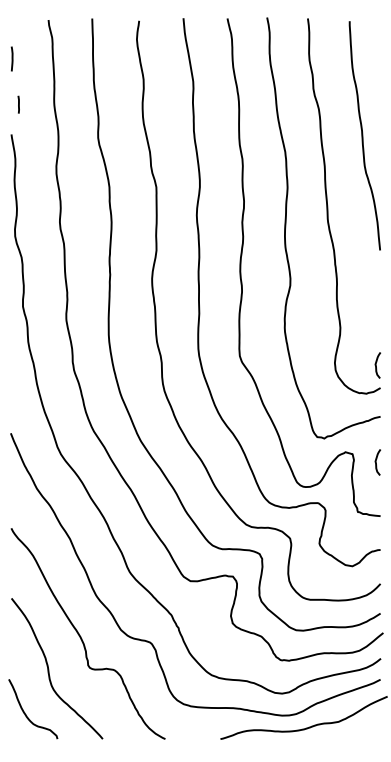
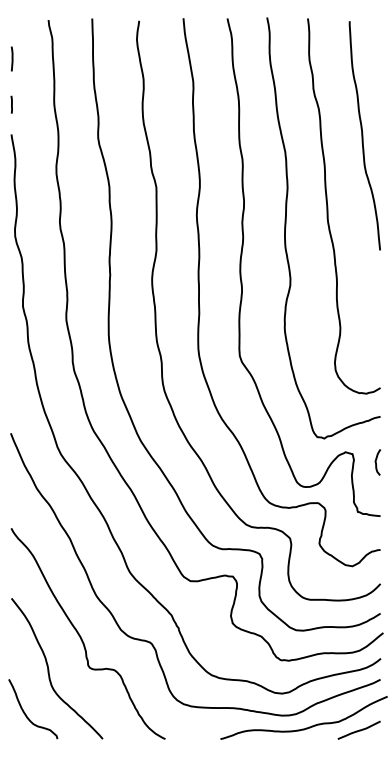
line position: (18, 104) -> (11, 104) (11, 104)
curve: present -> none (376, 365)
curve: none -> present (359, 729)
